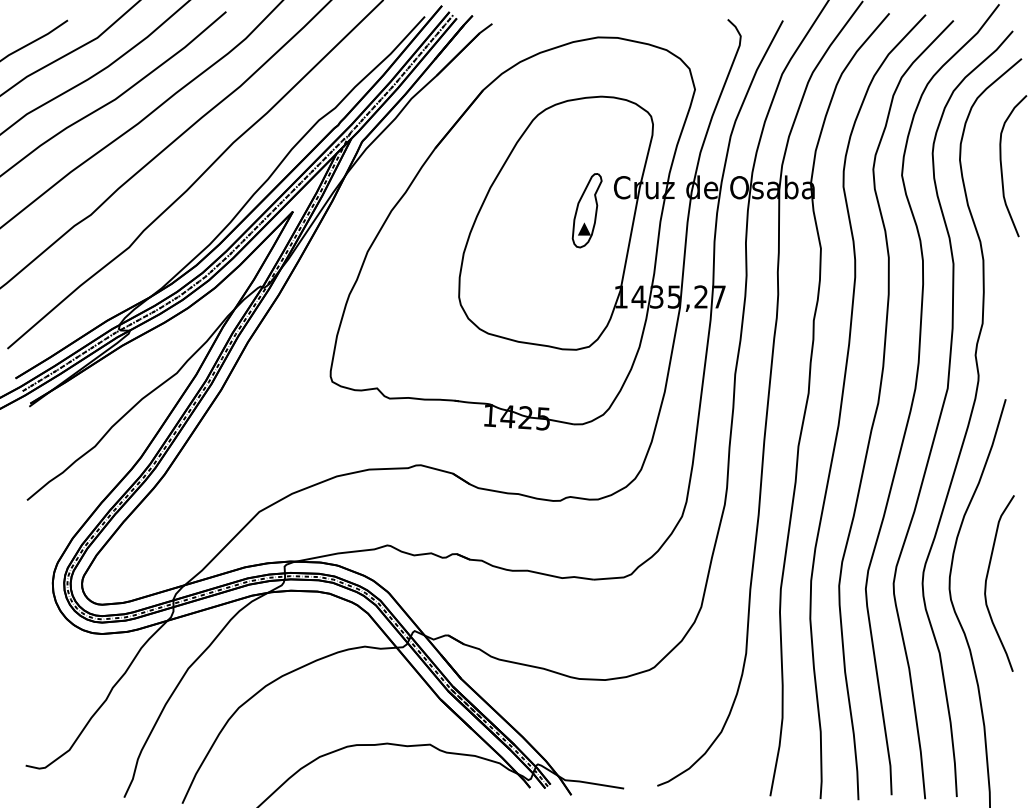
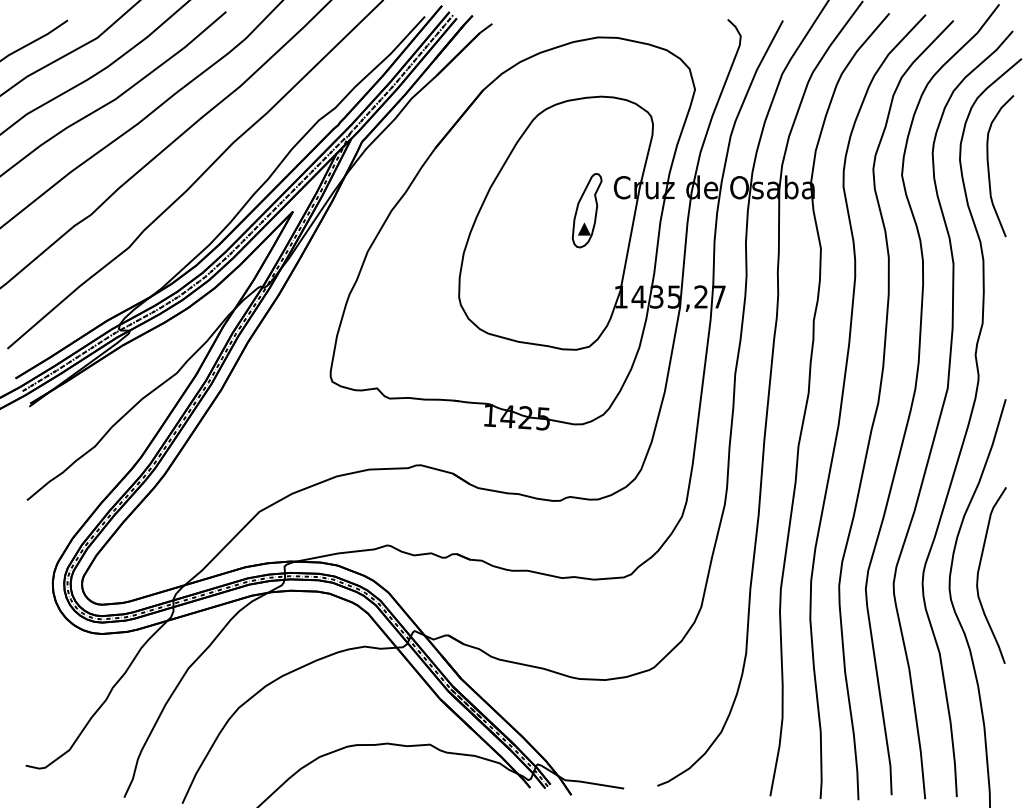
curve position: (1002, 166) -> (989, 166) (989, 166)
curve position: (987, 579) -> (979, 571) (979, 571)
